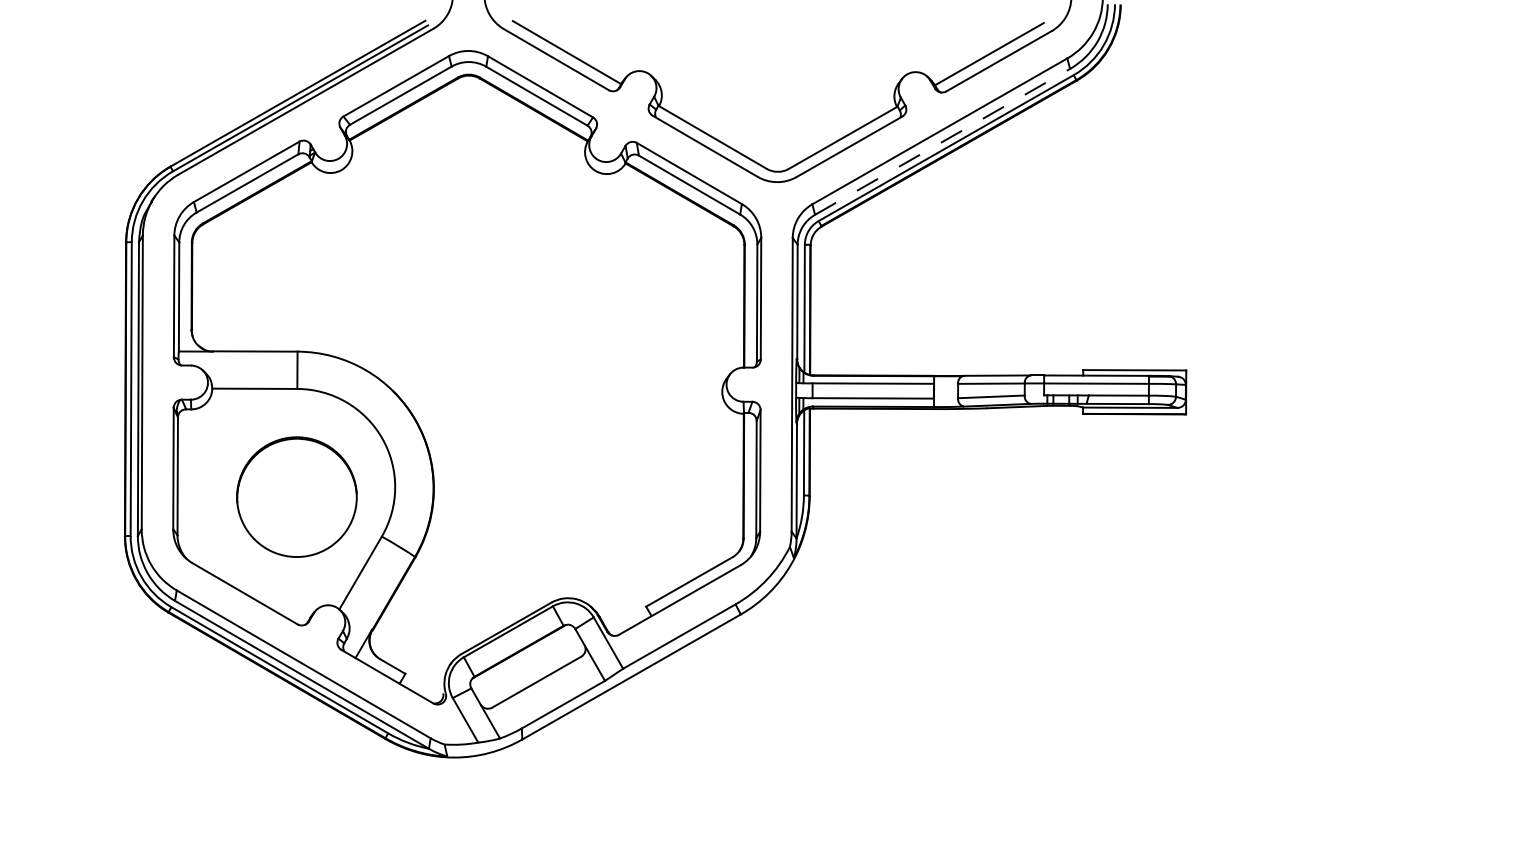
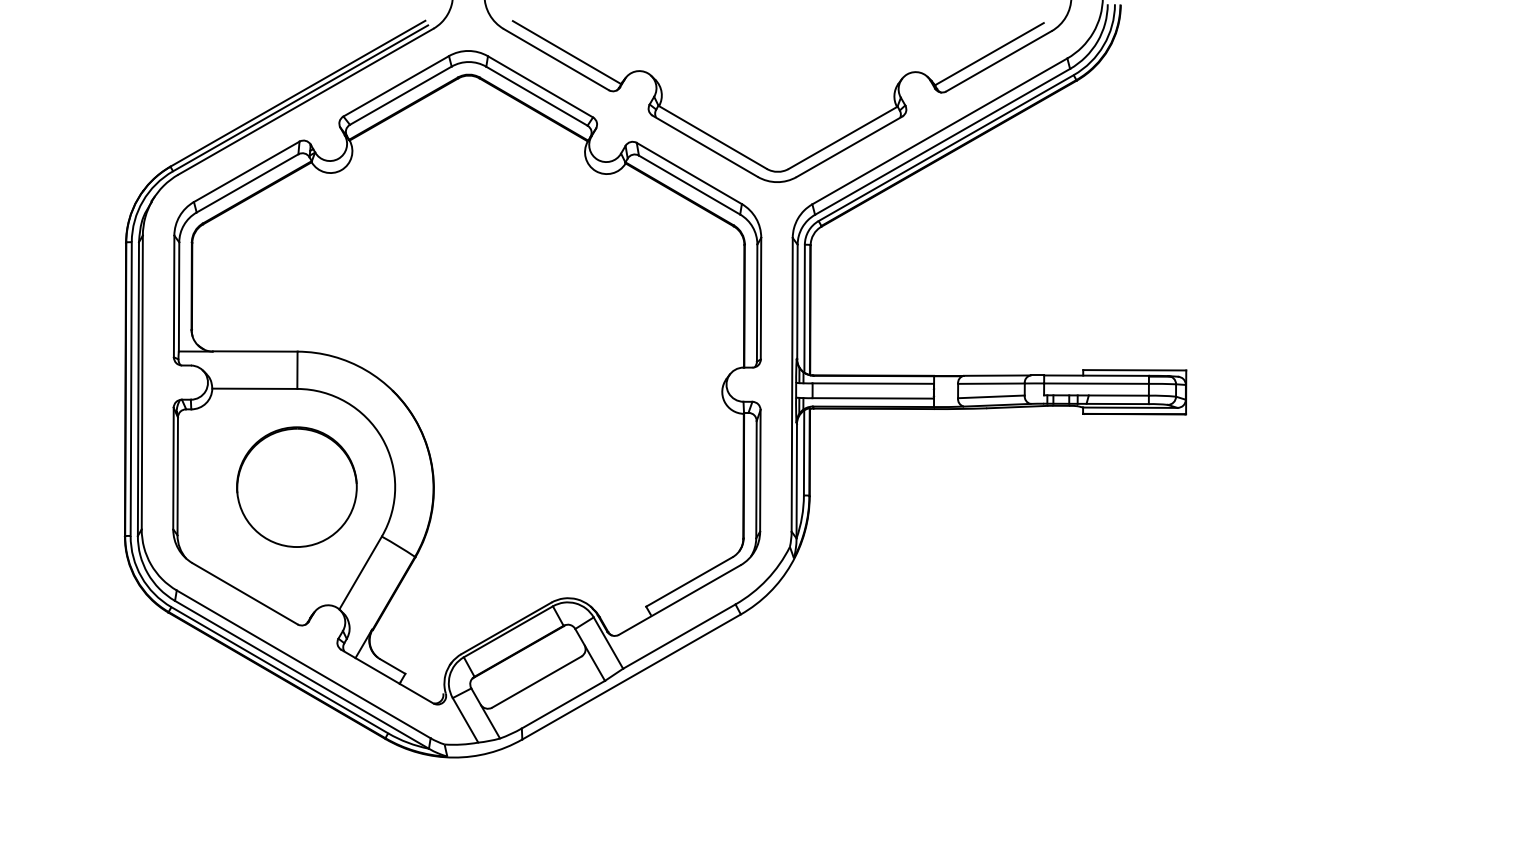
line: dashed -> solid (942, 141)
circle position: (296, 496) -> (296, 486) (296, 486)
